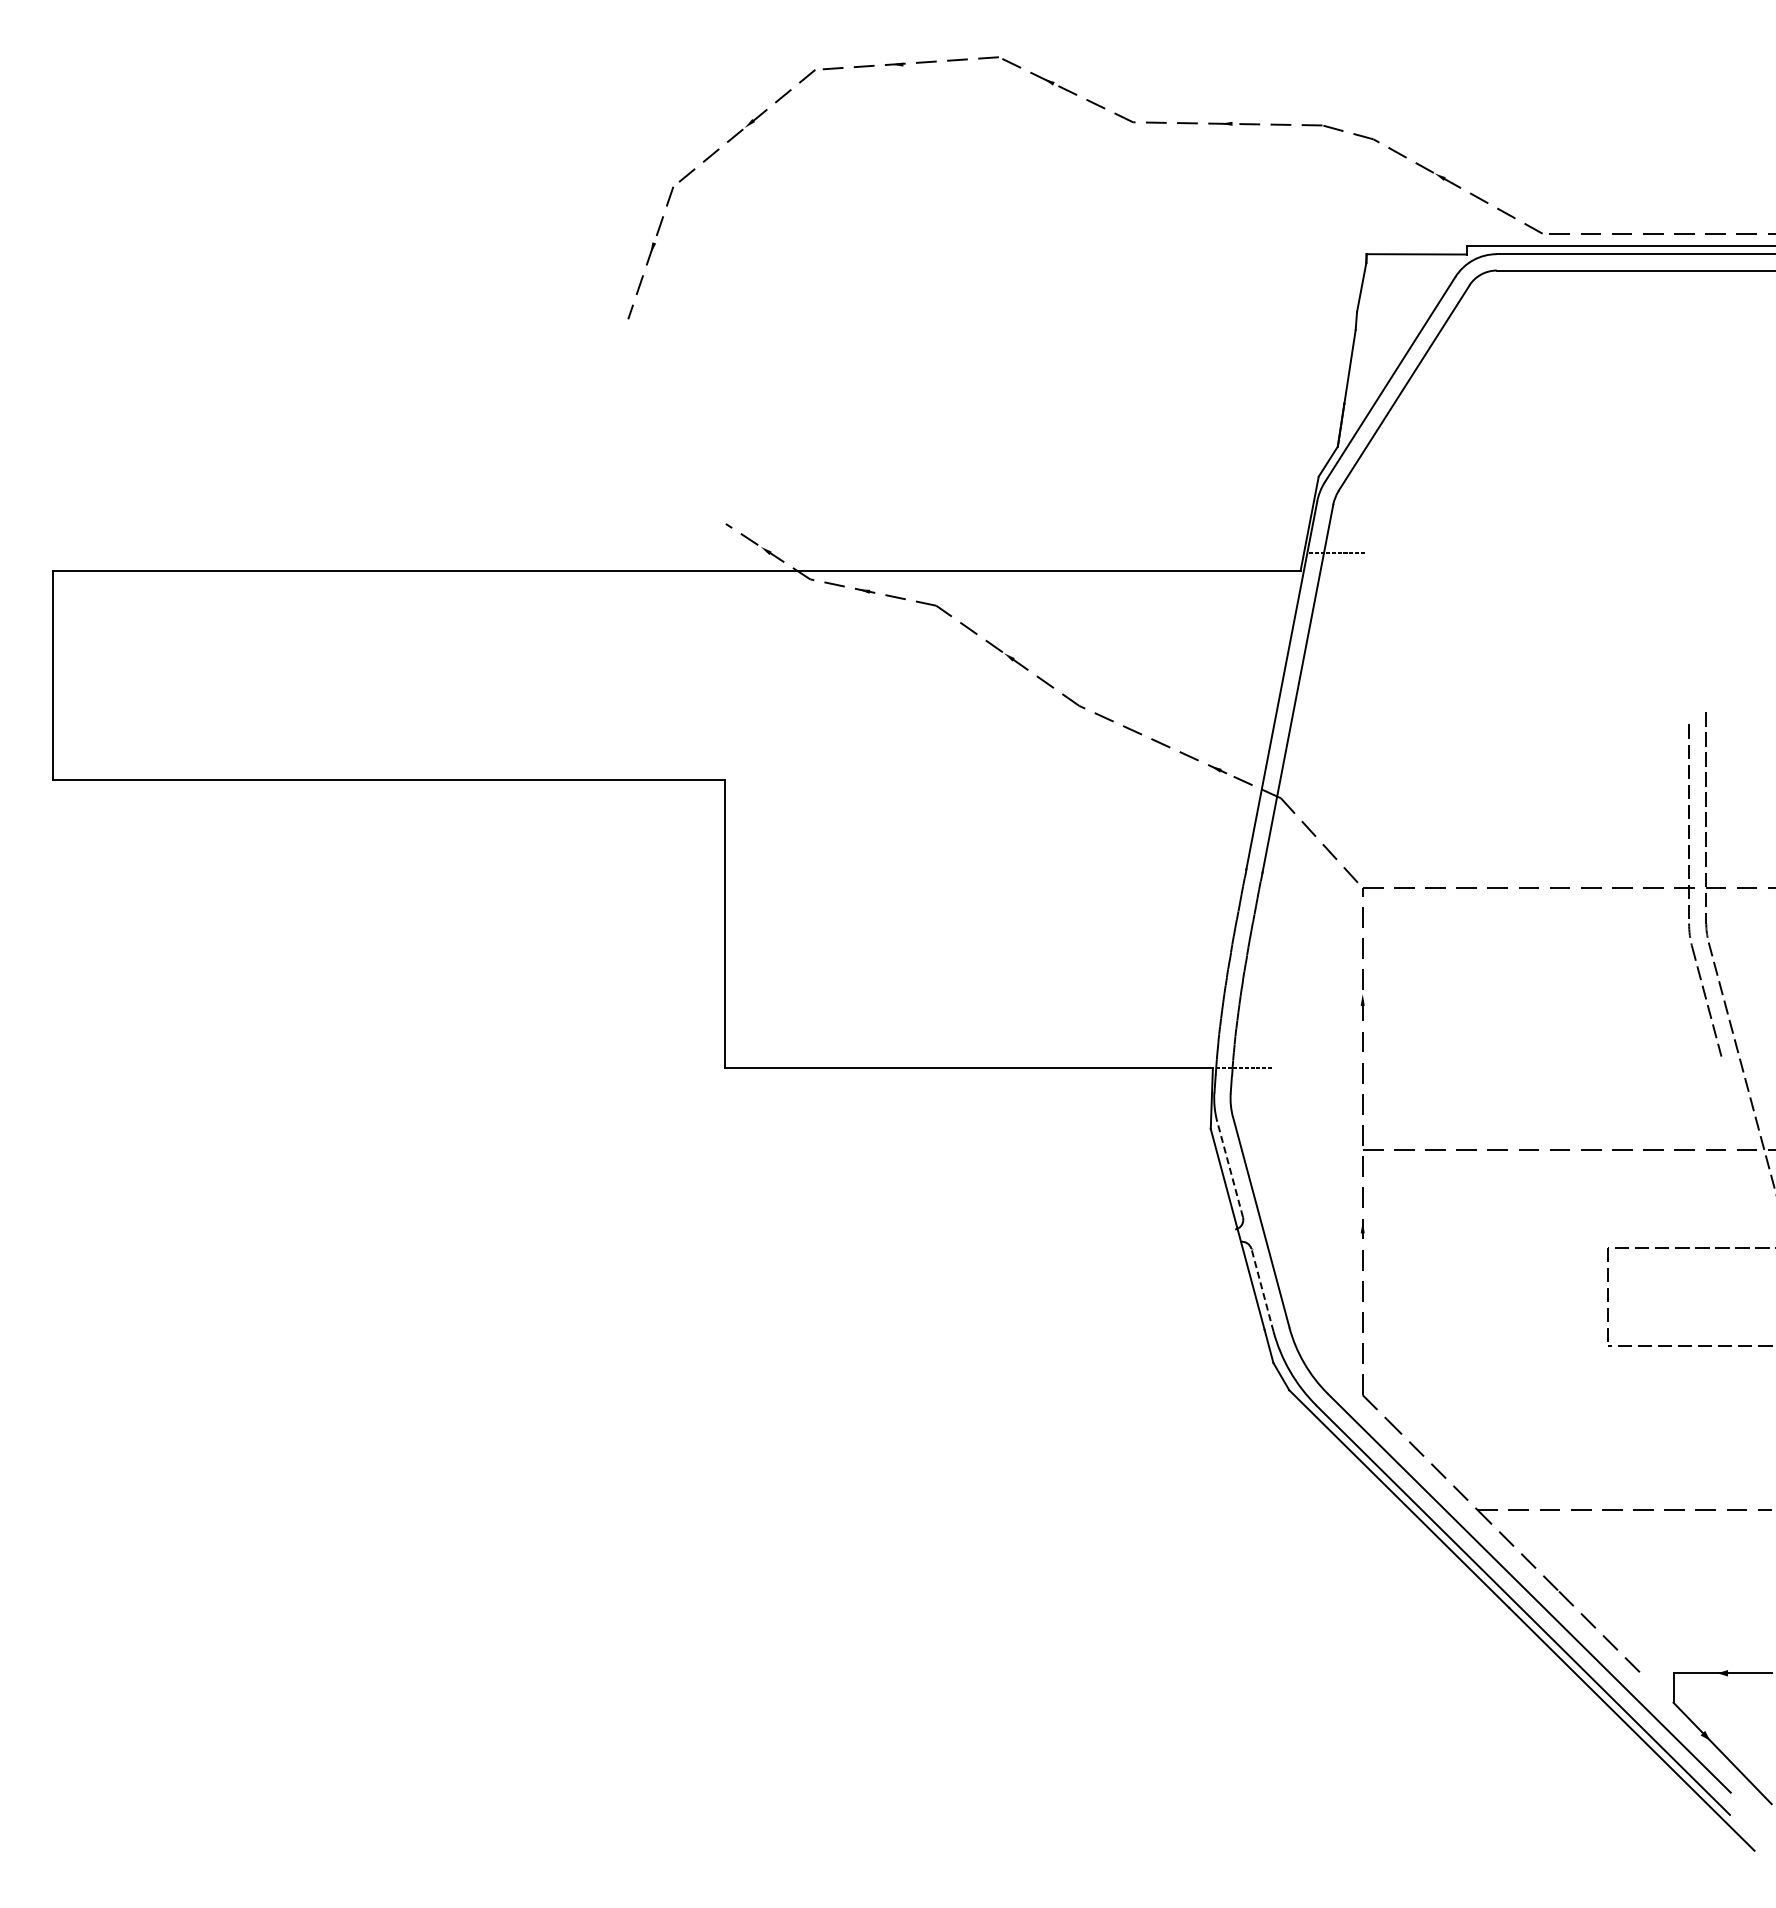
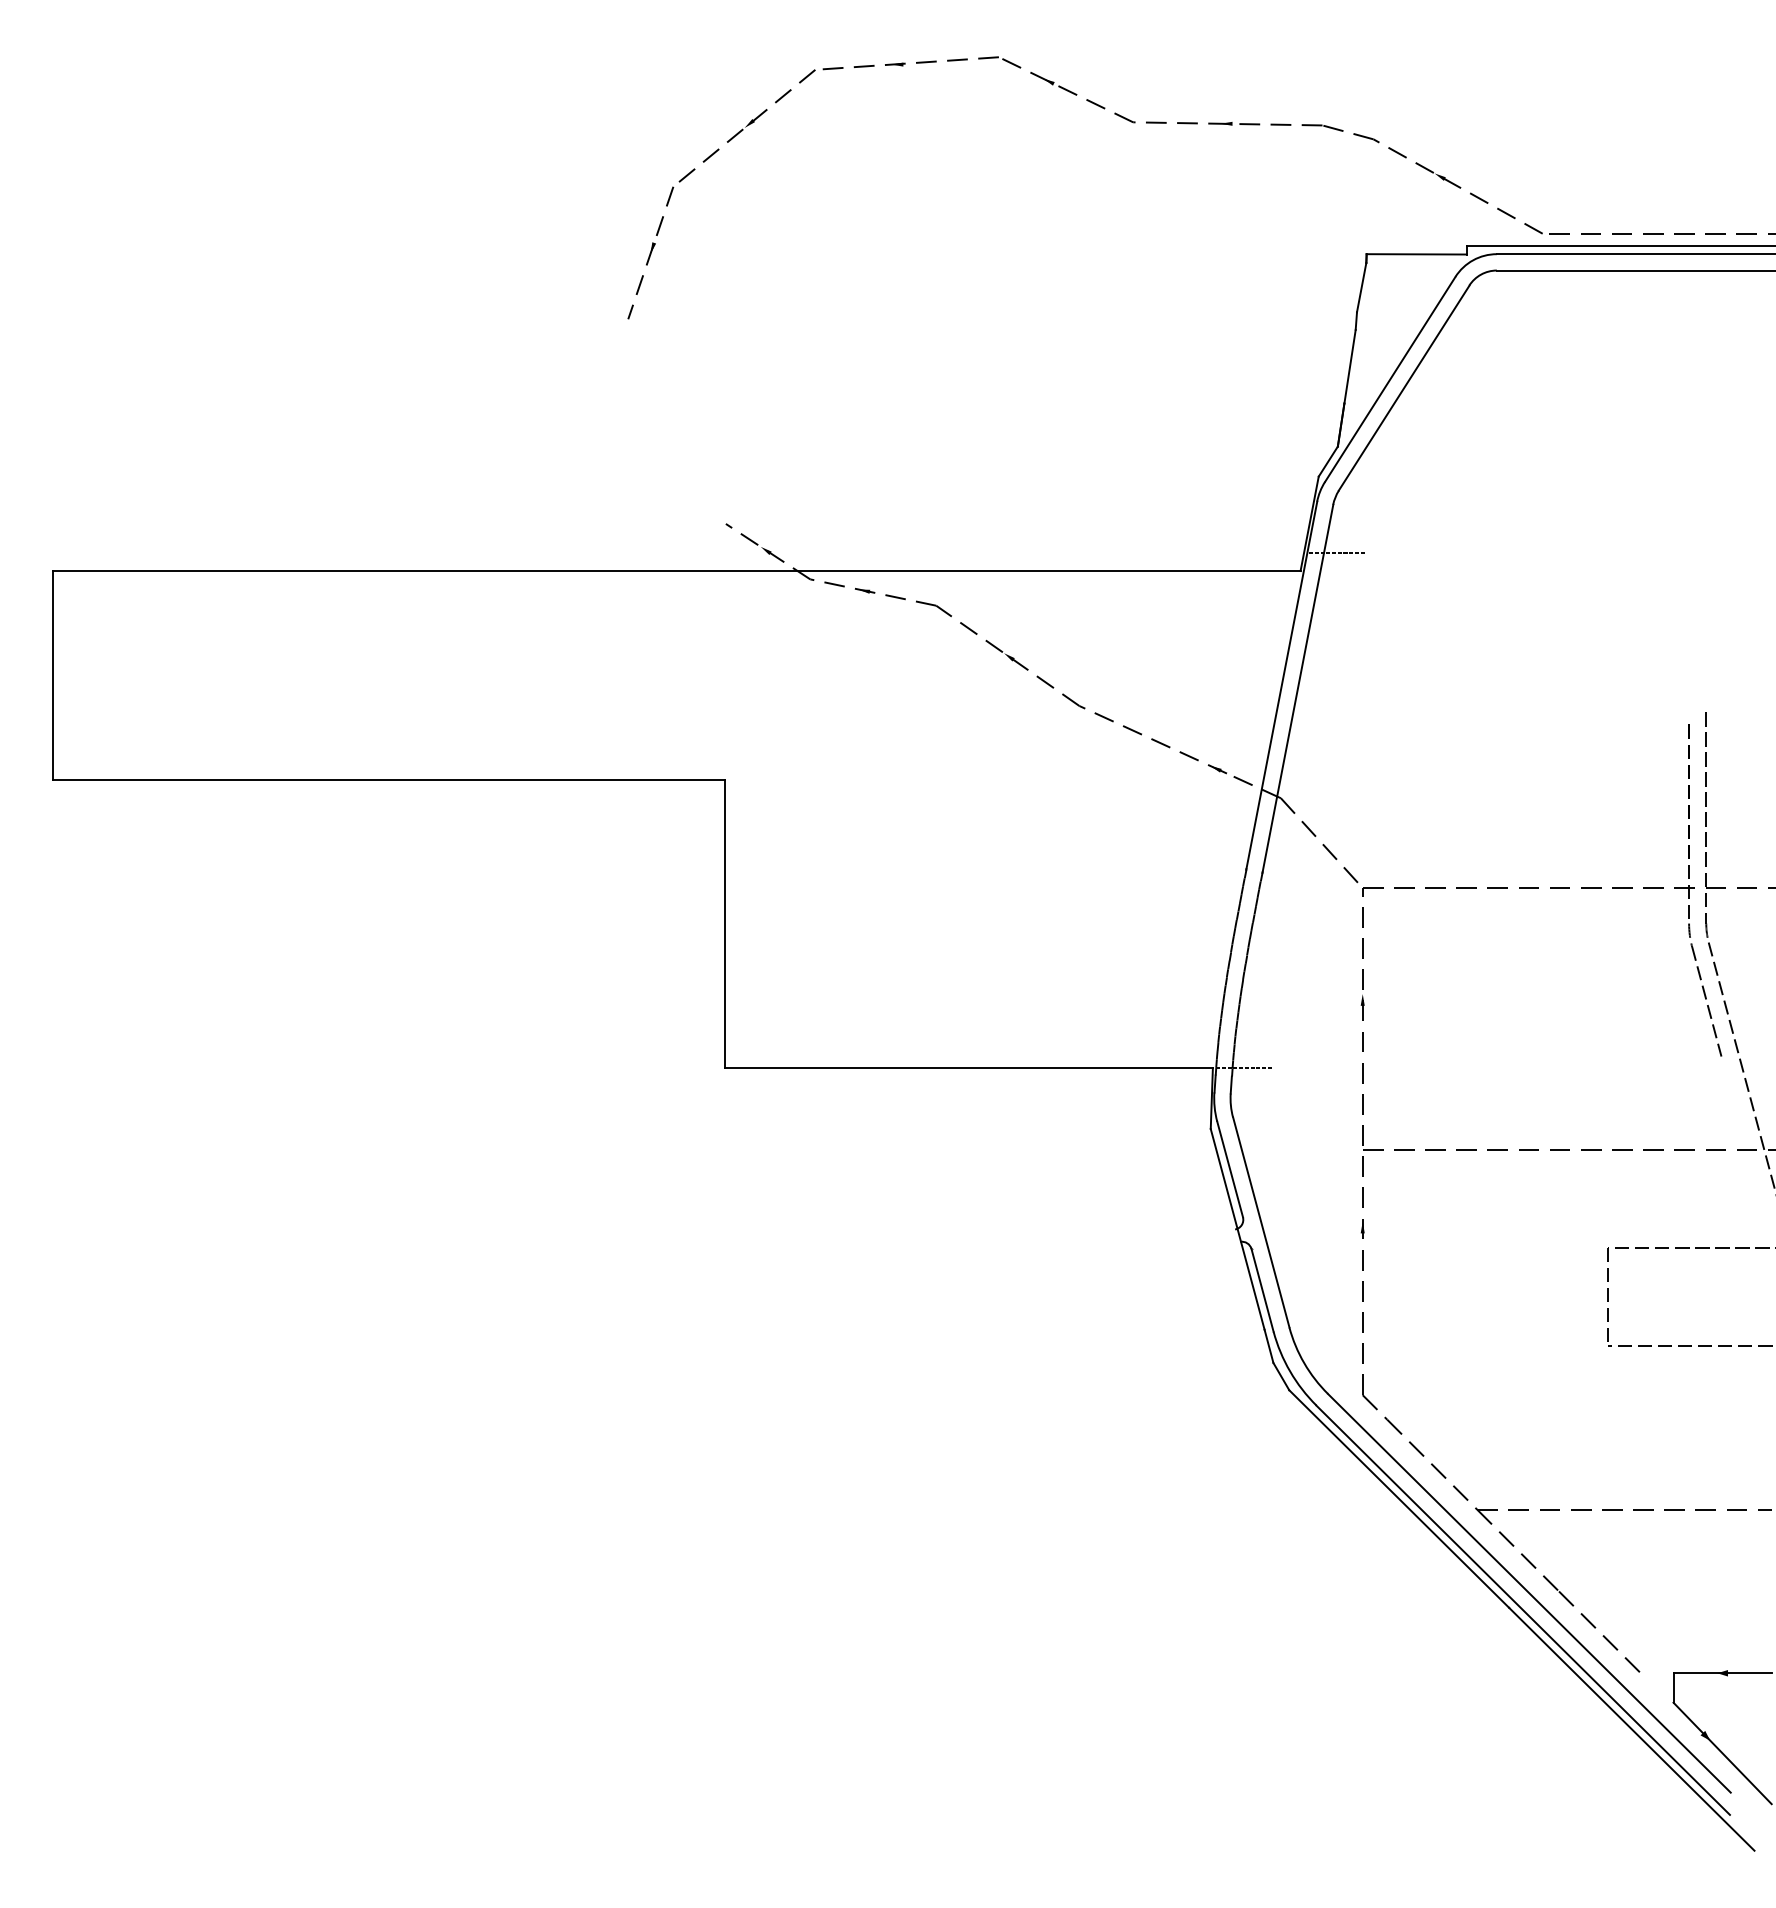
line: dashed -> solid (1230, 1169)
line: dashed -> solid (1262, 1290)
